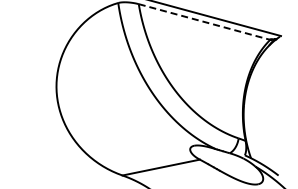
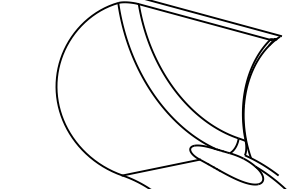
line: dashed -> solid (204, 22)
